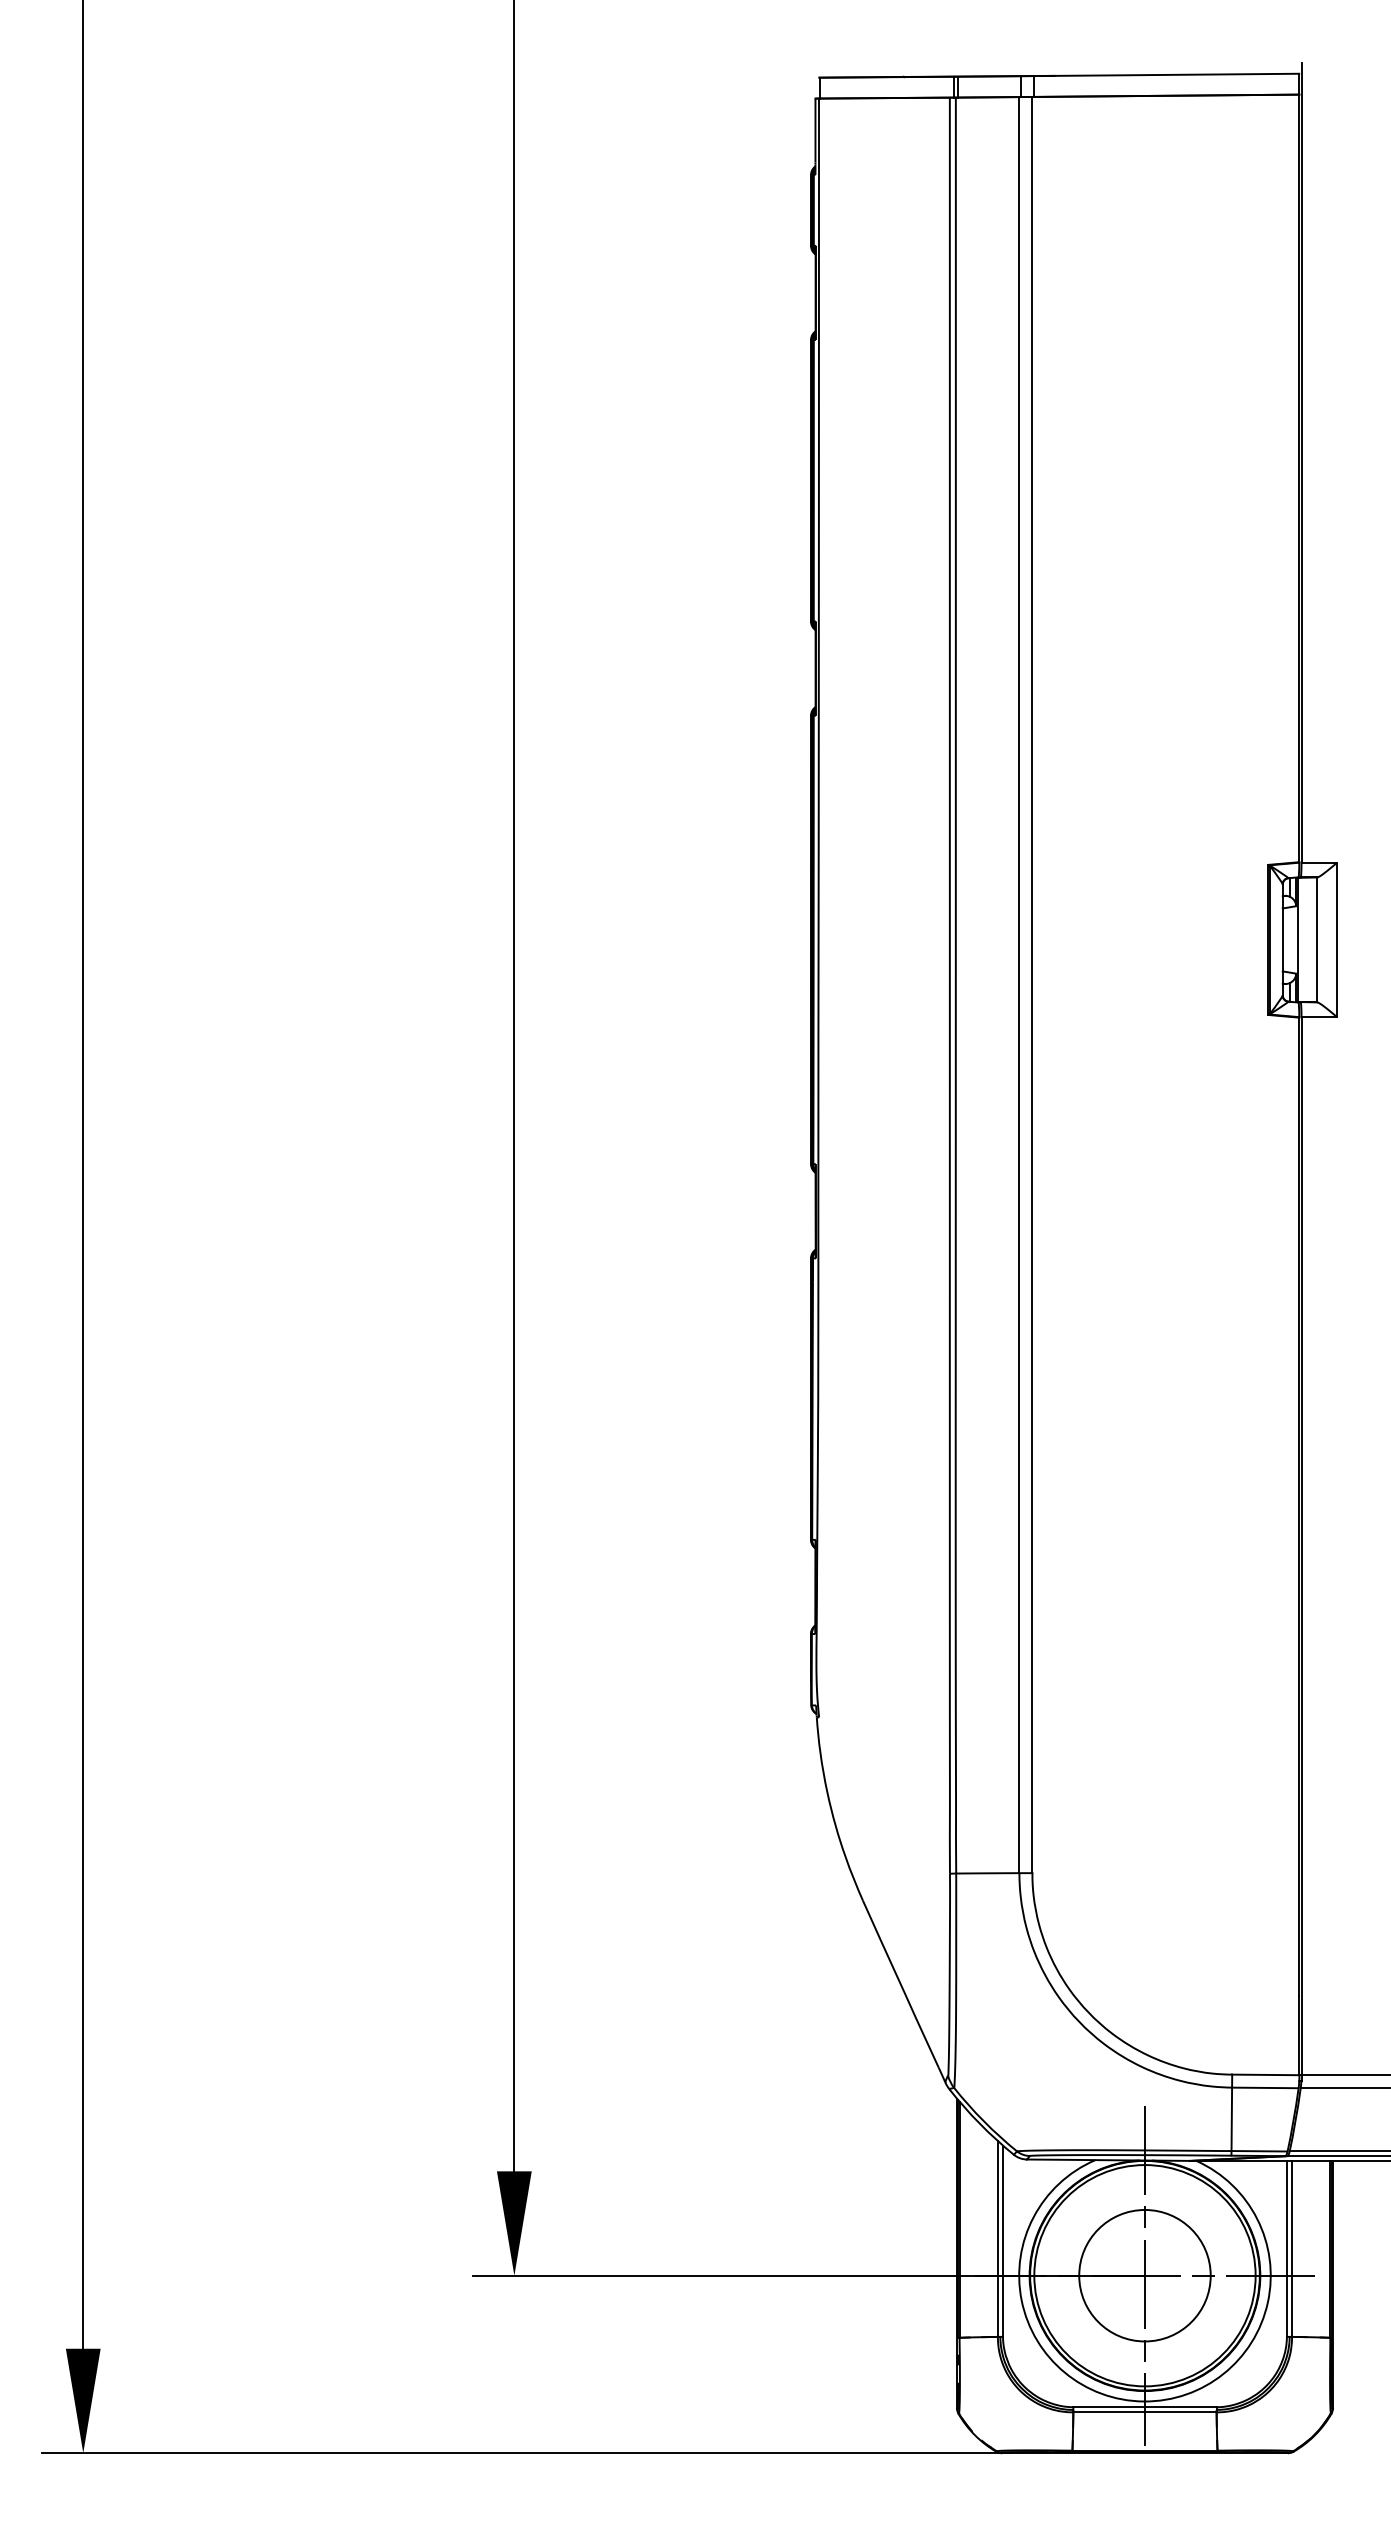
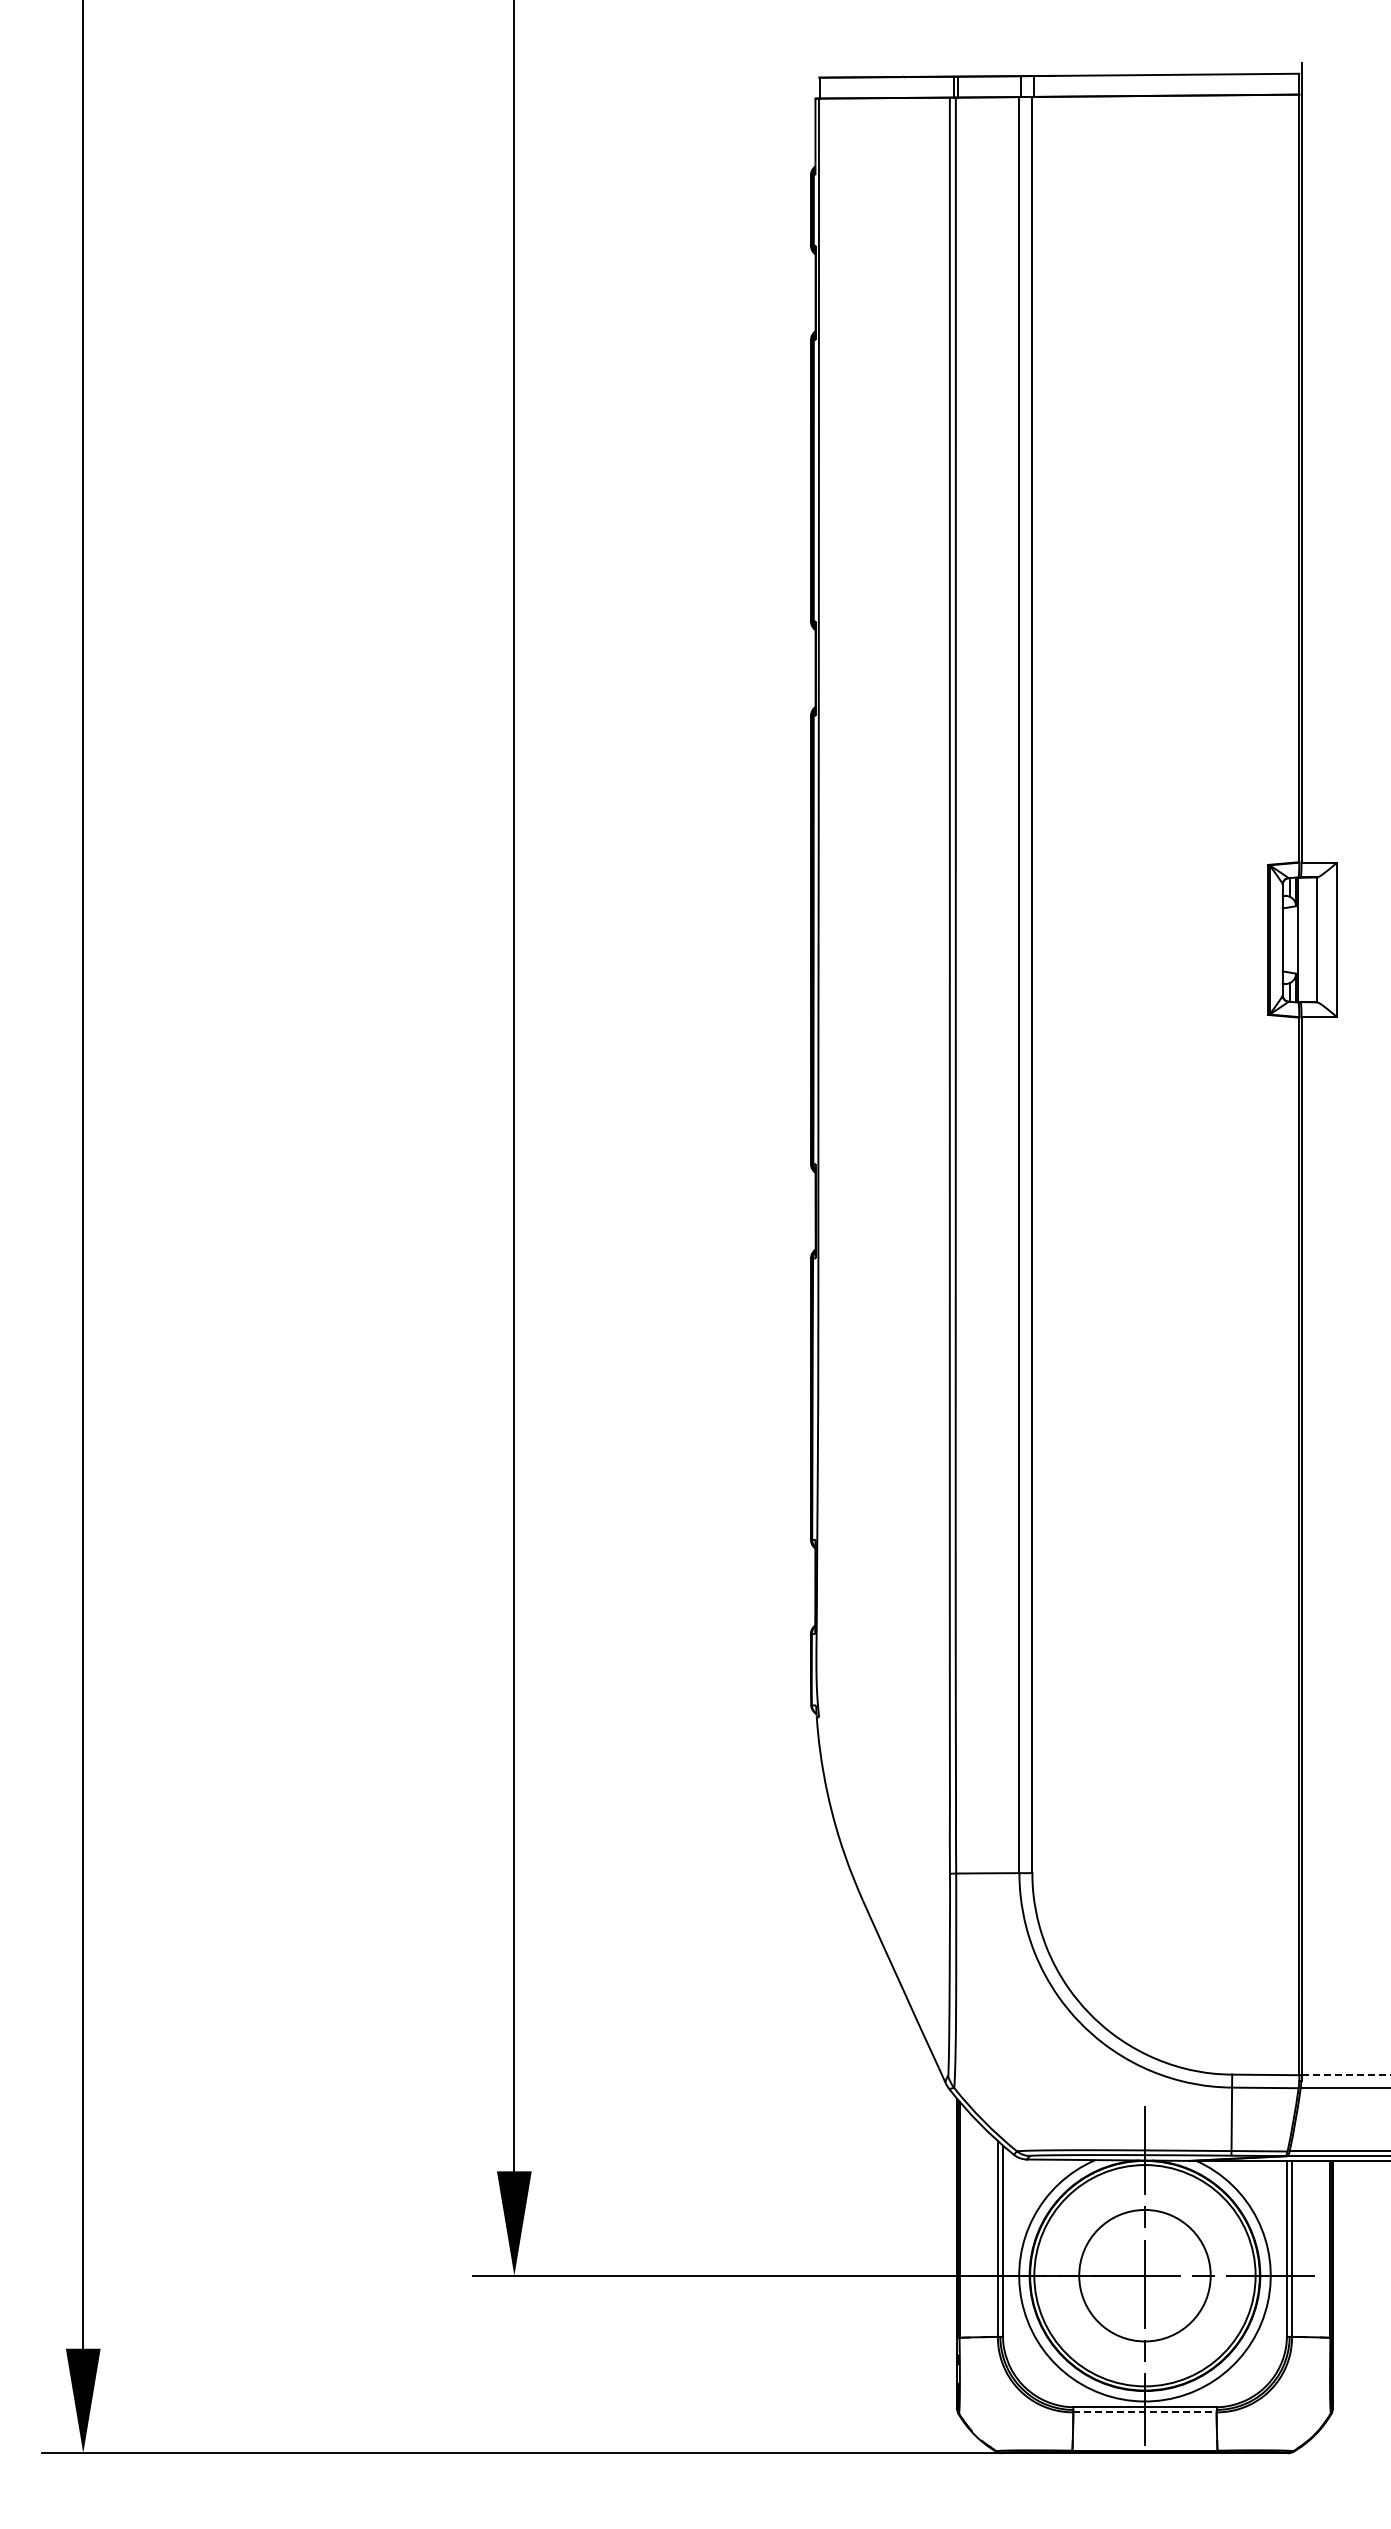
line: solid -> dashed (1345, 2075)
line: solid -> dashed (1144, 2412)
